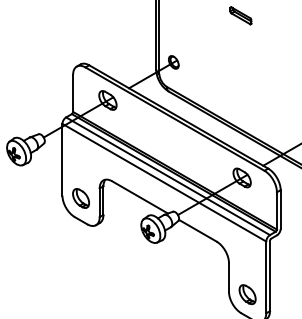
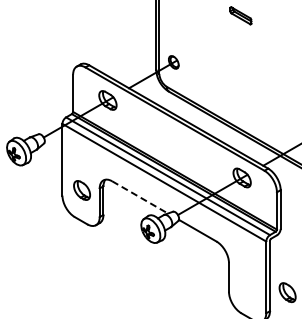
line: solid -> dashed (140, 197)
part position: (80, 198) -> (81, 190) (81, 190)
part position: (247, 294) -> (287, 292) (287, 292)
